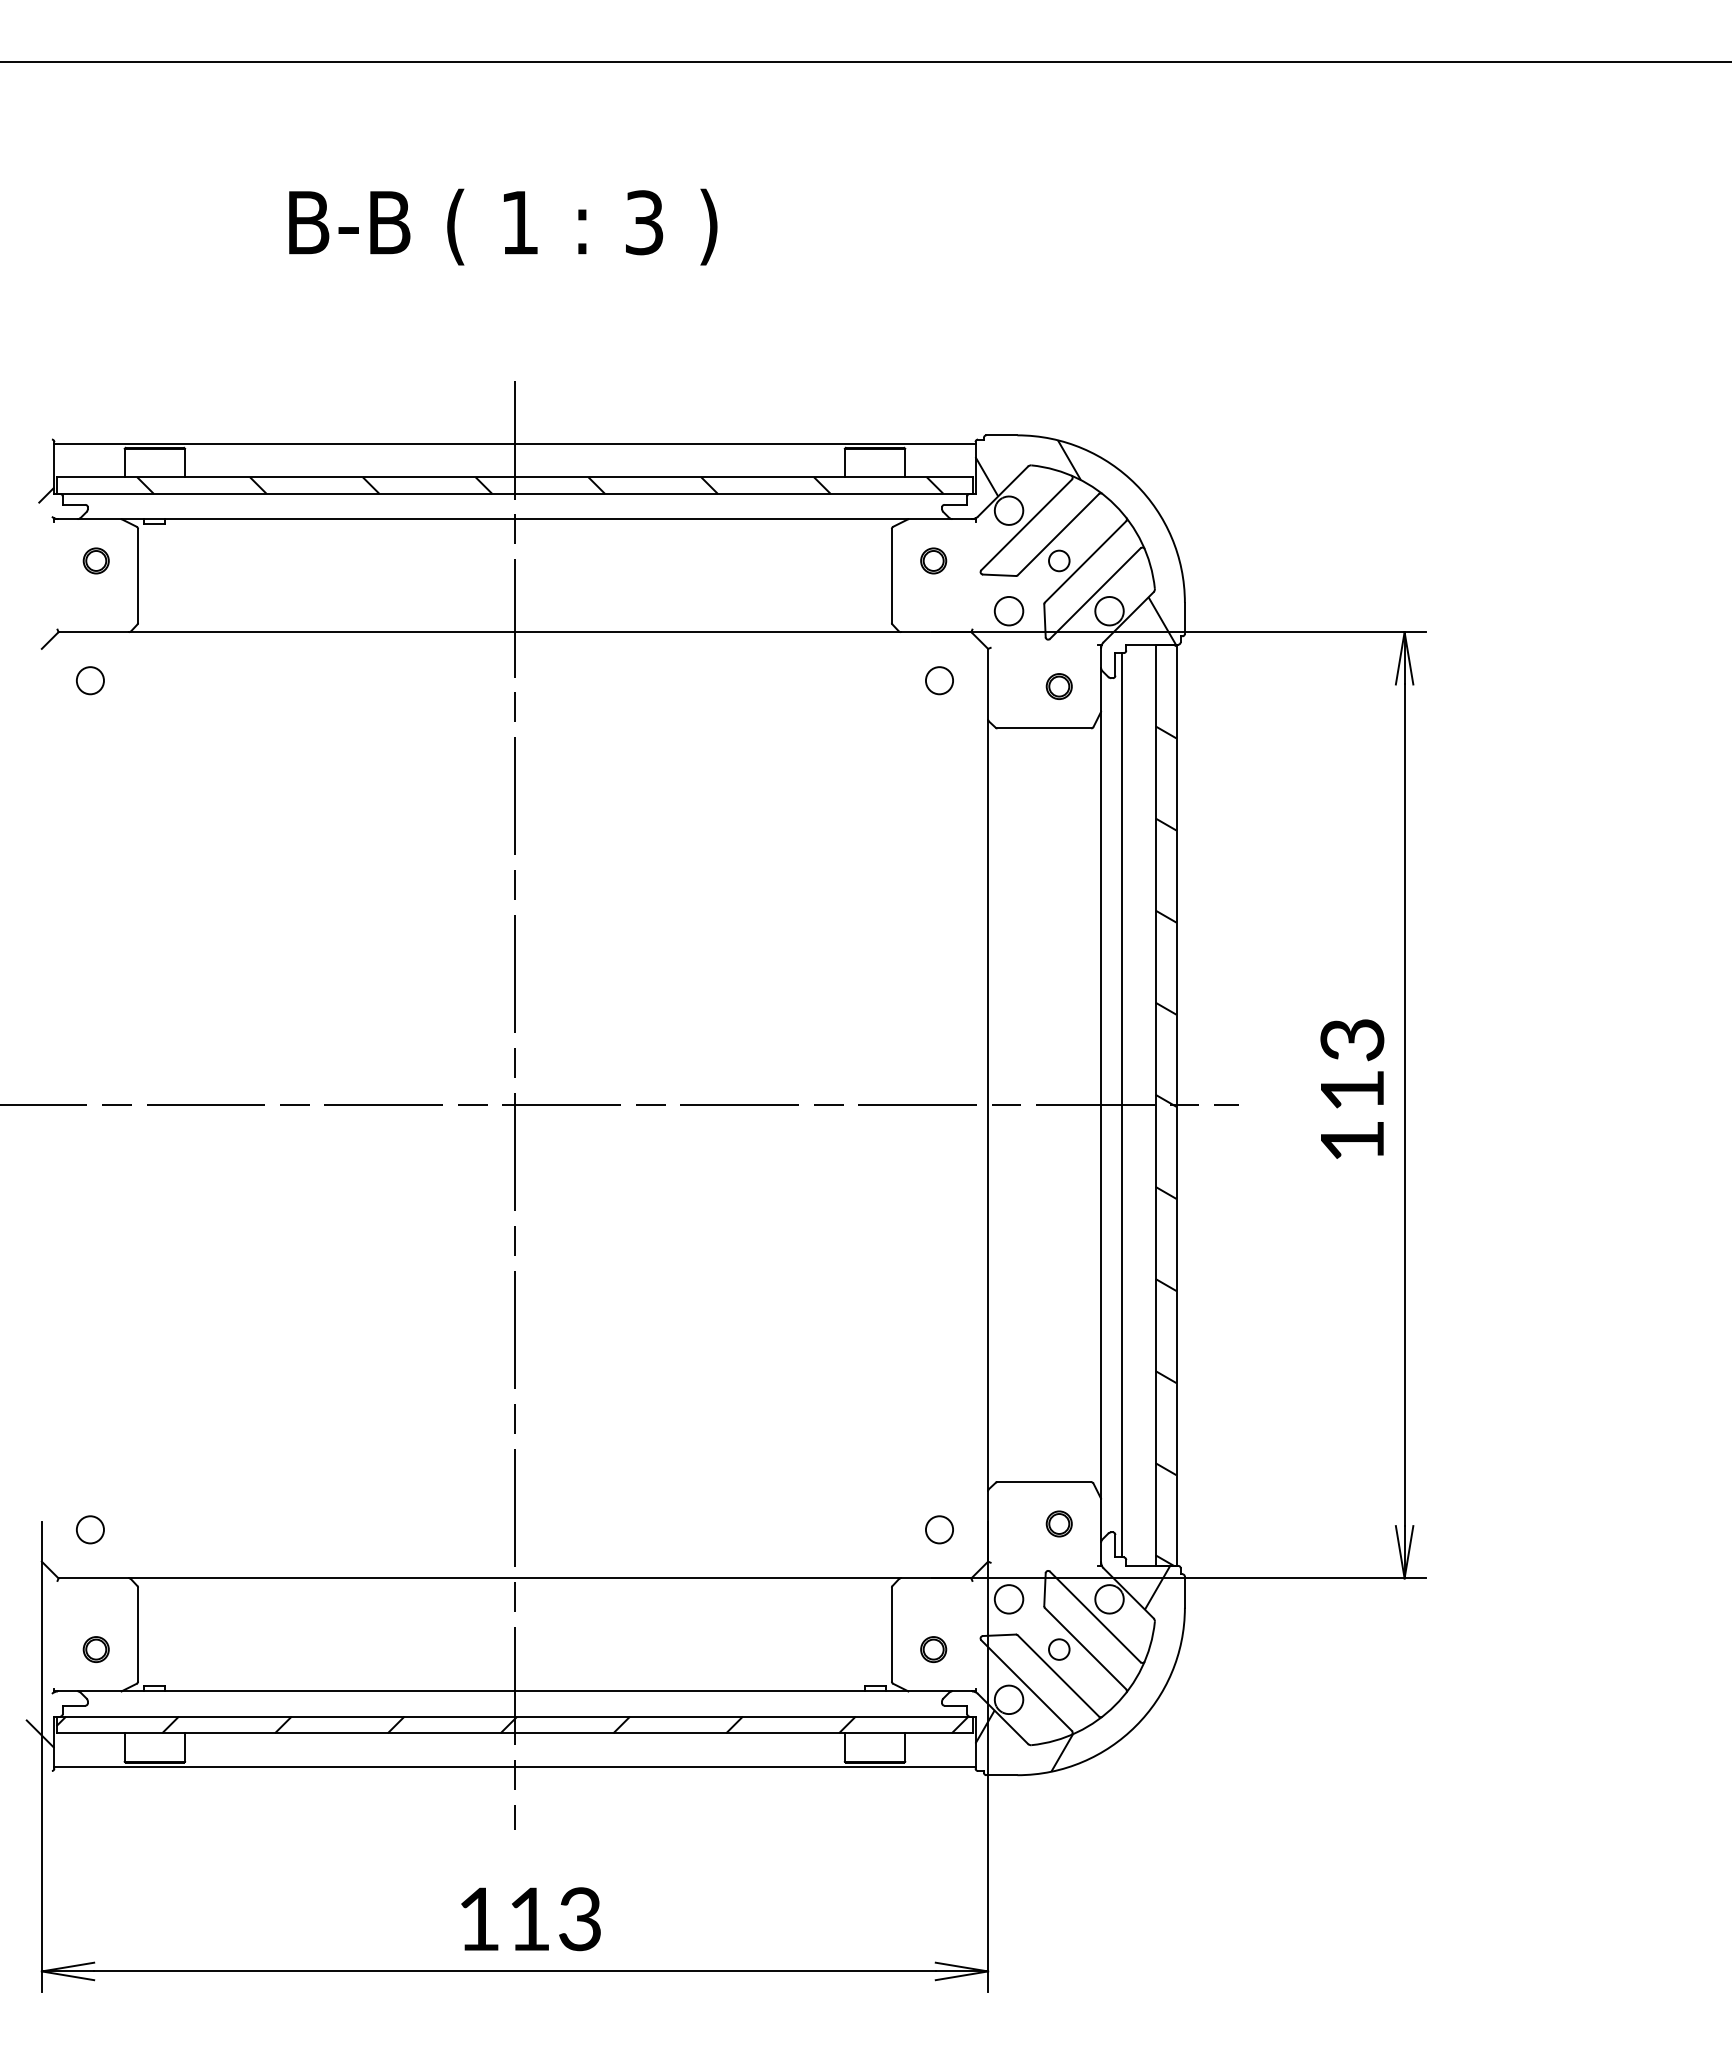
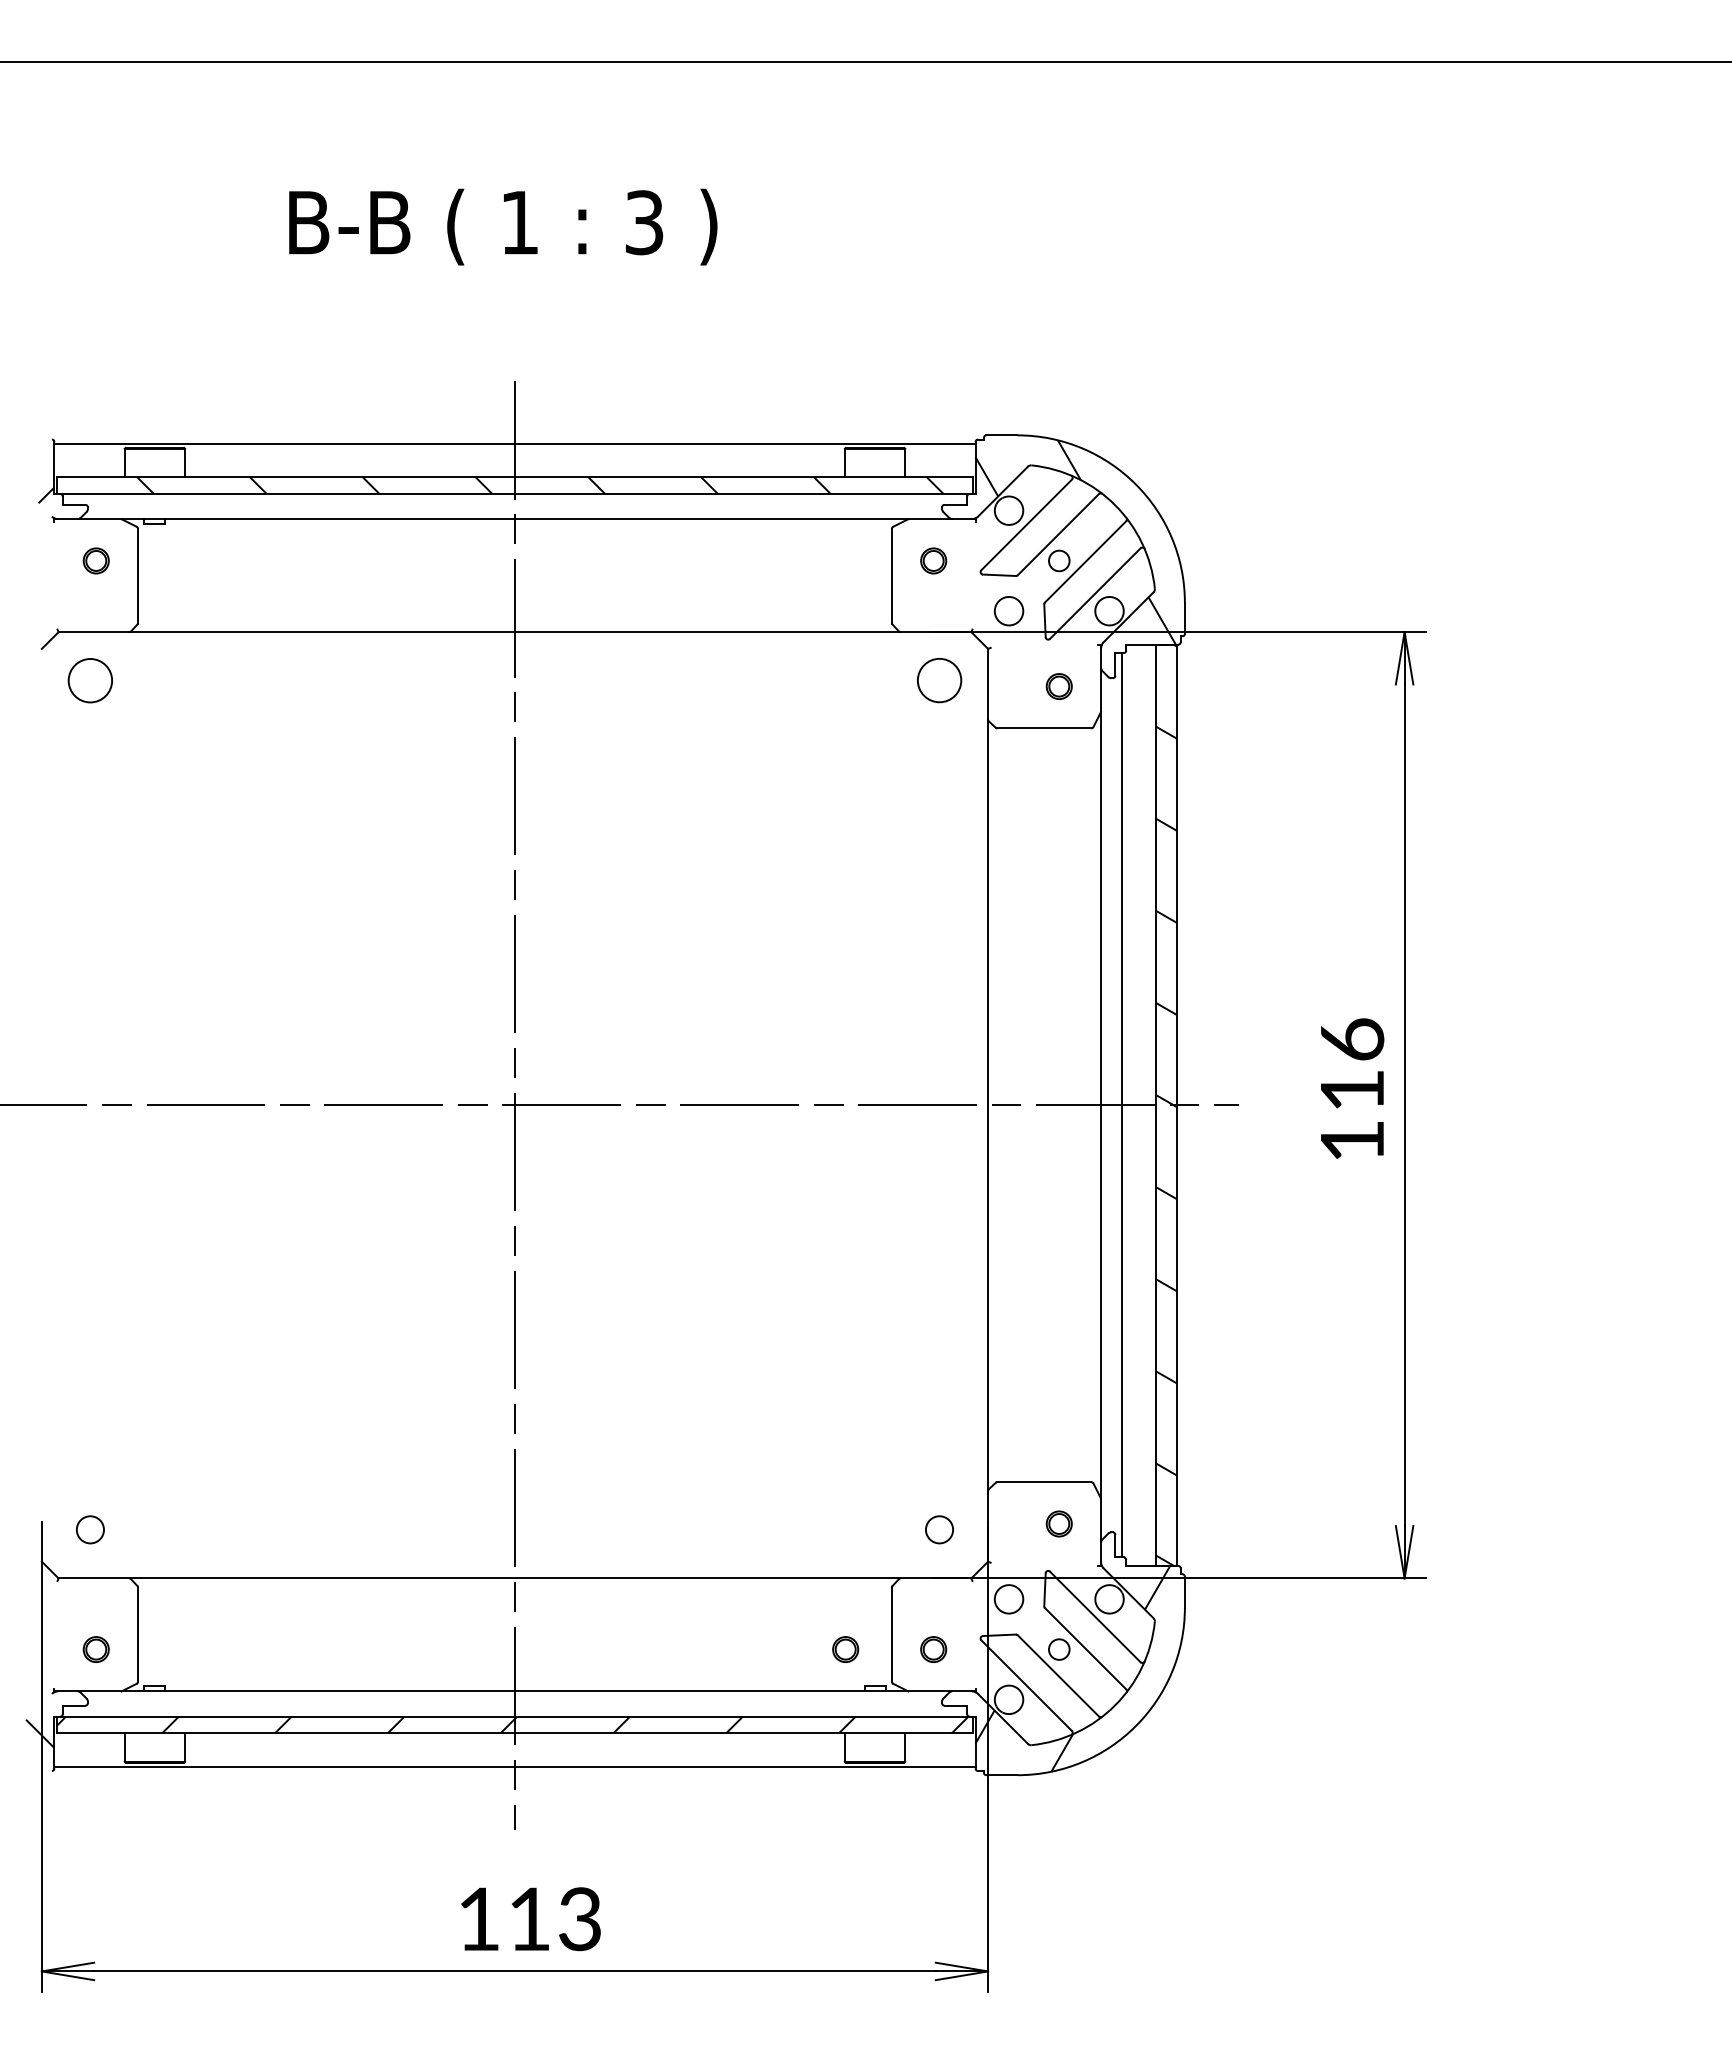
circle diameter: 27 px -> 43 px (90, 680)
circle size: 29x30 px -> 46x46 px (939, 680)
text: 113 -> 116 (1352, 1039)
part: none -> present (845, 1649)
